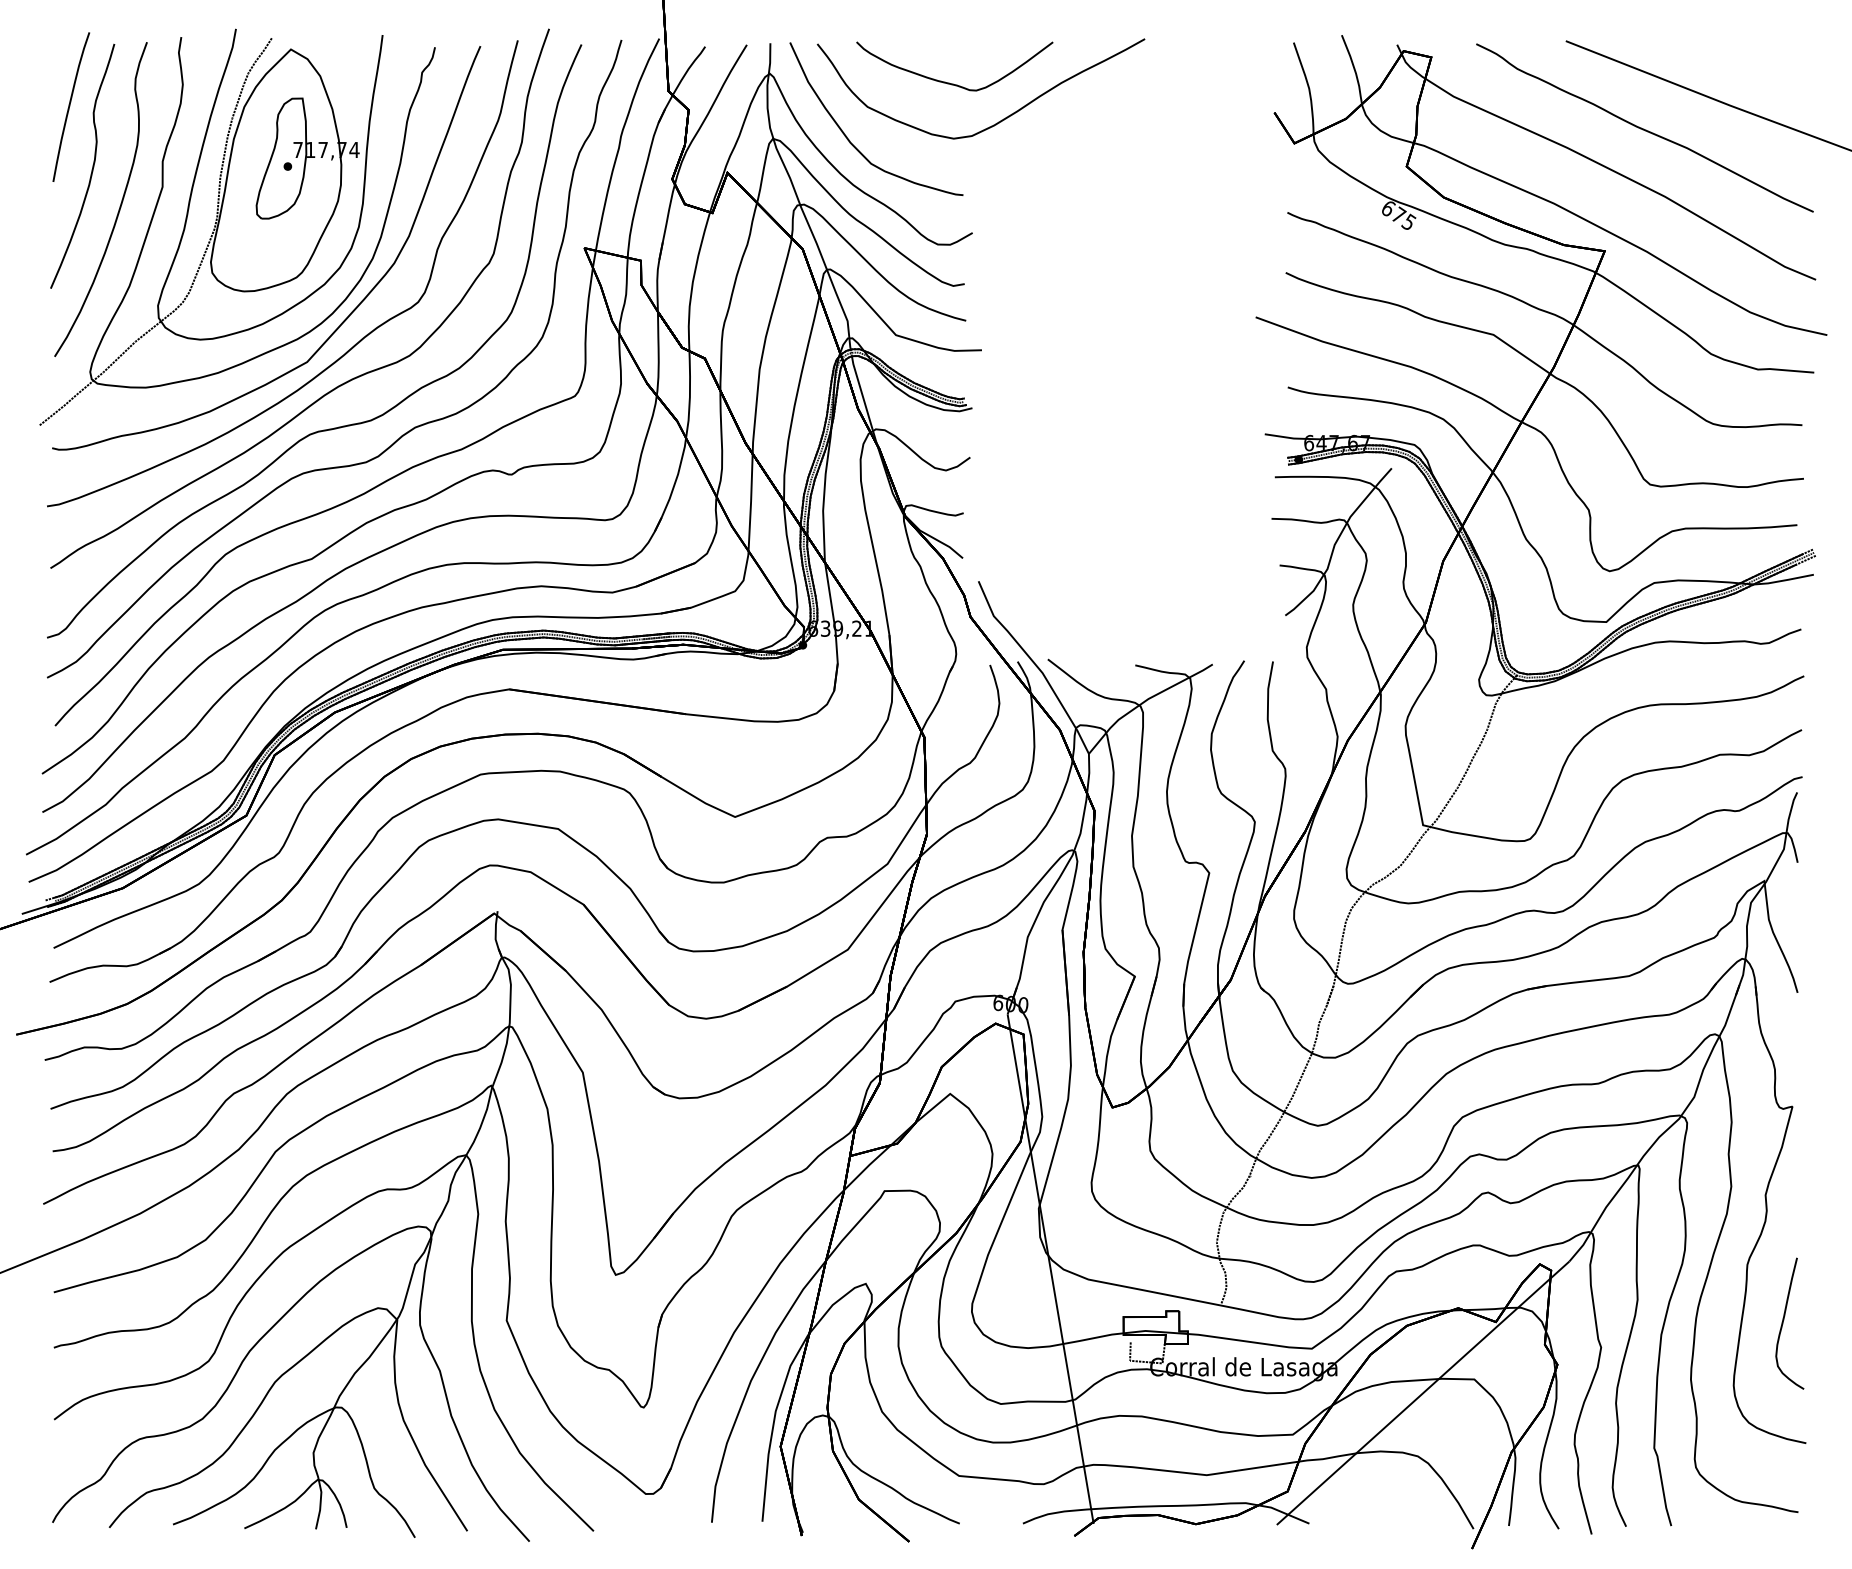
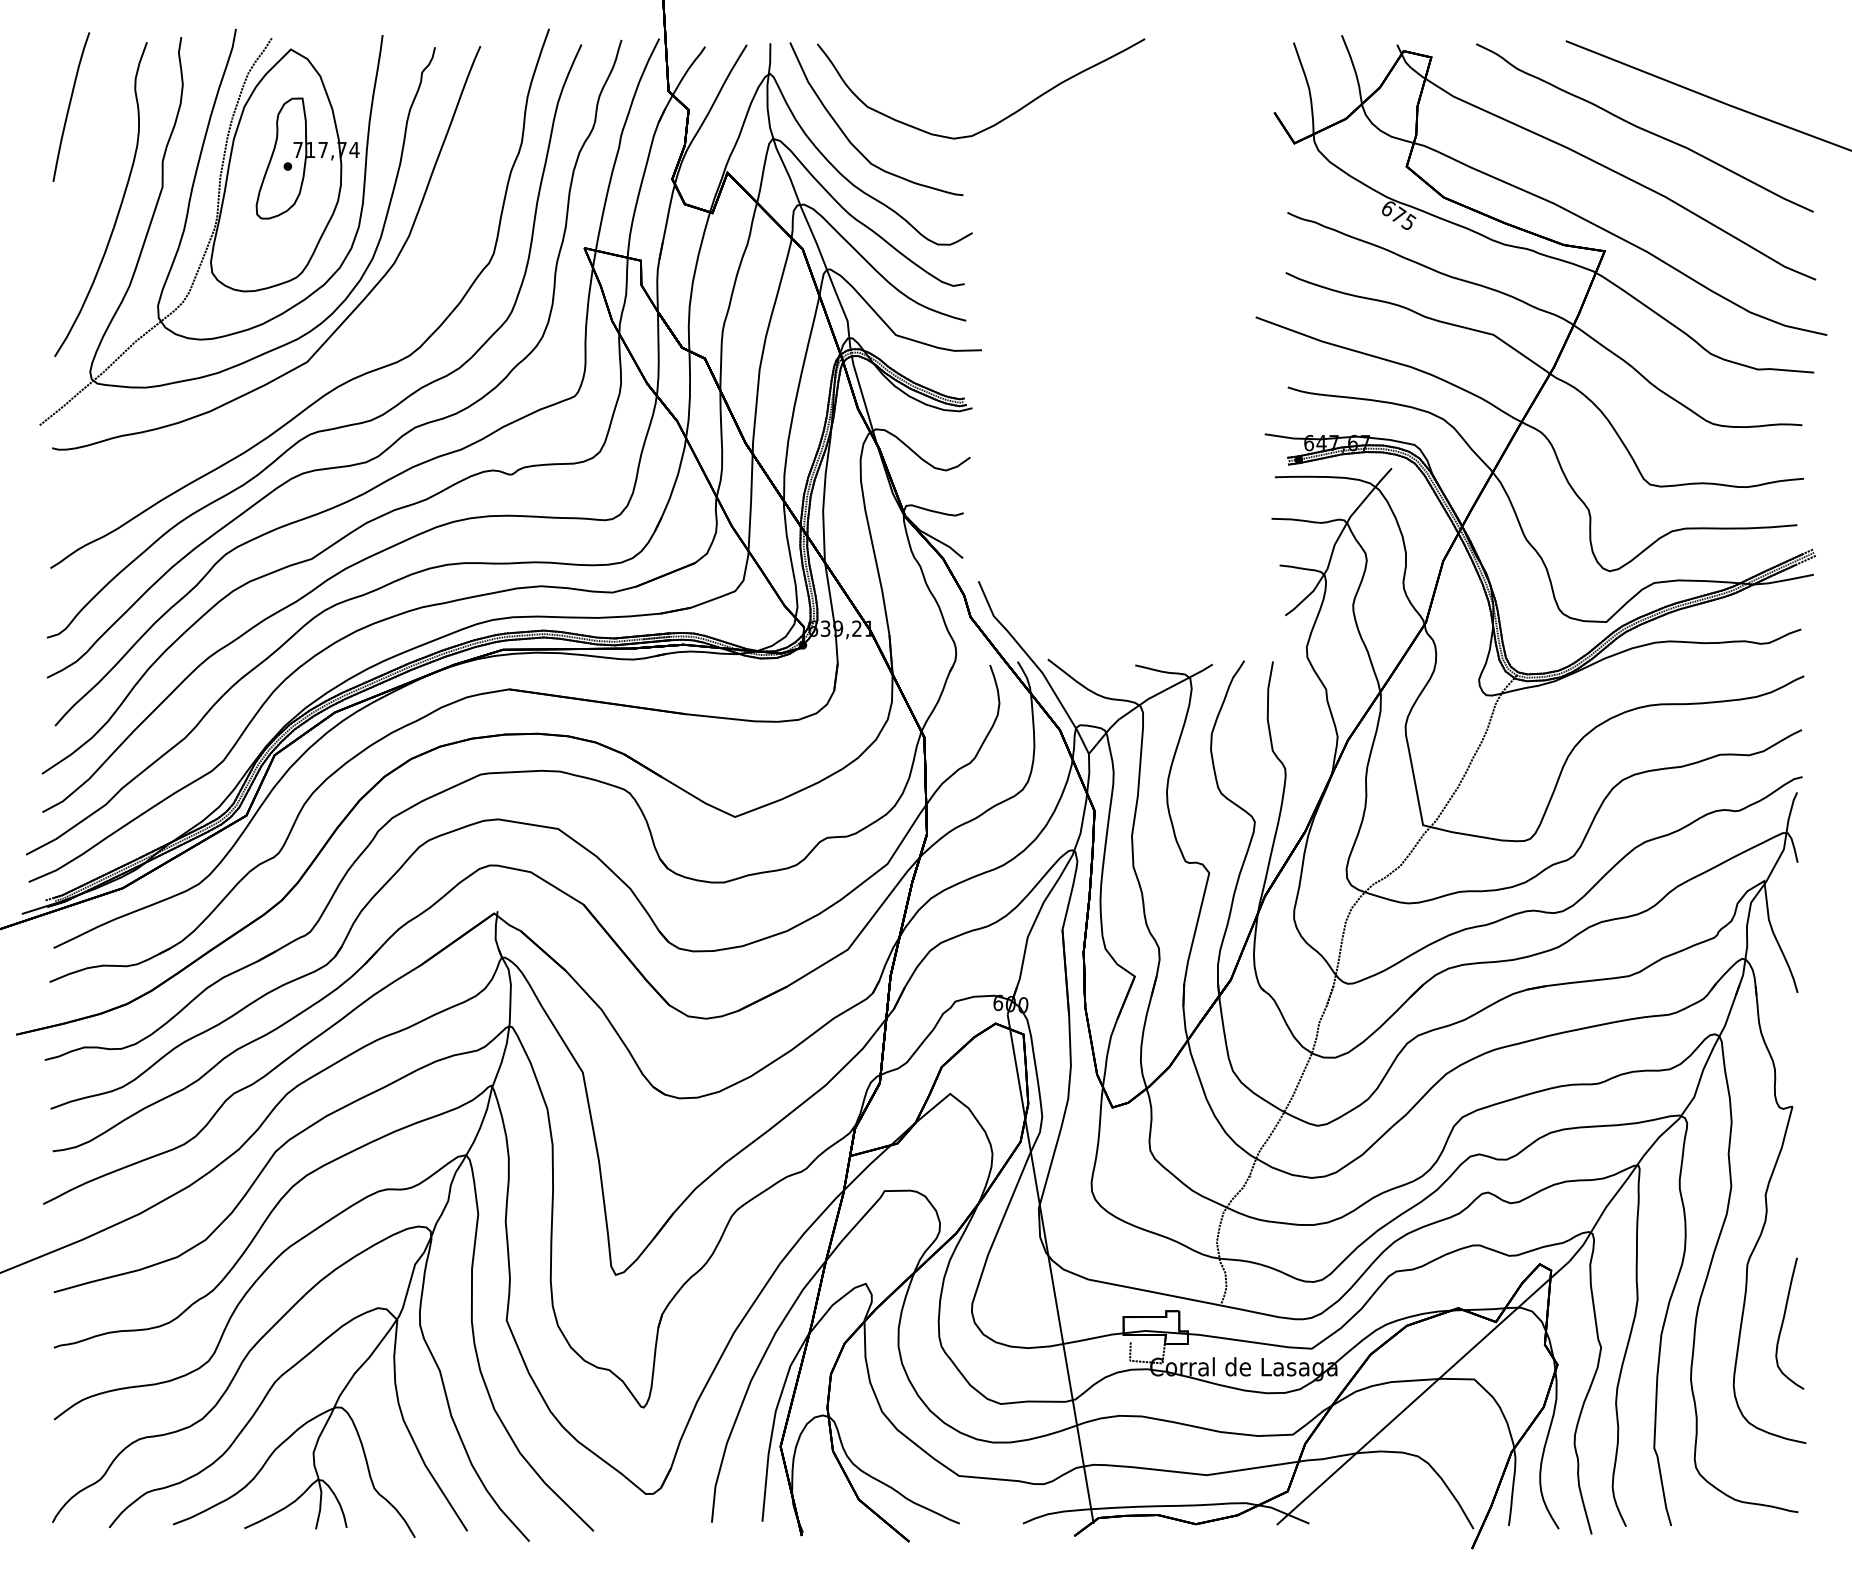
part: present -> none (949, 82)
part: present -> none (348, 349)
